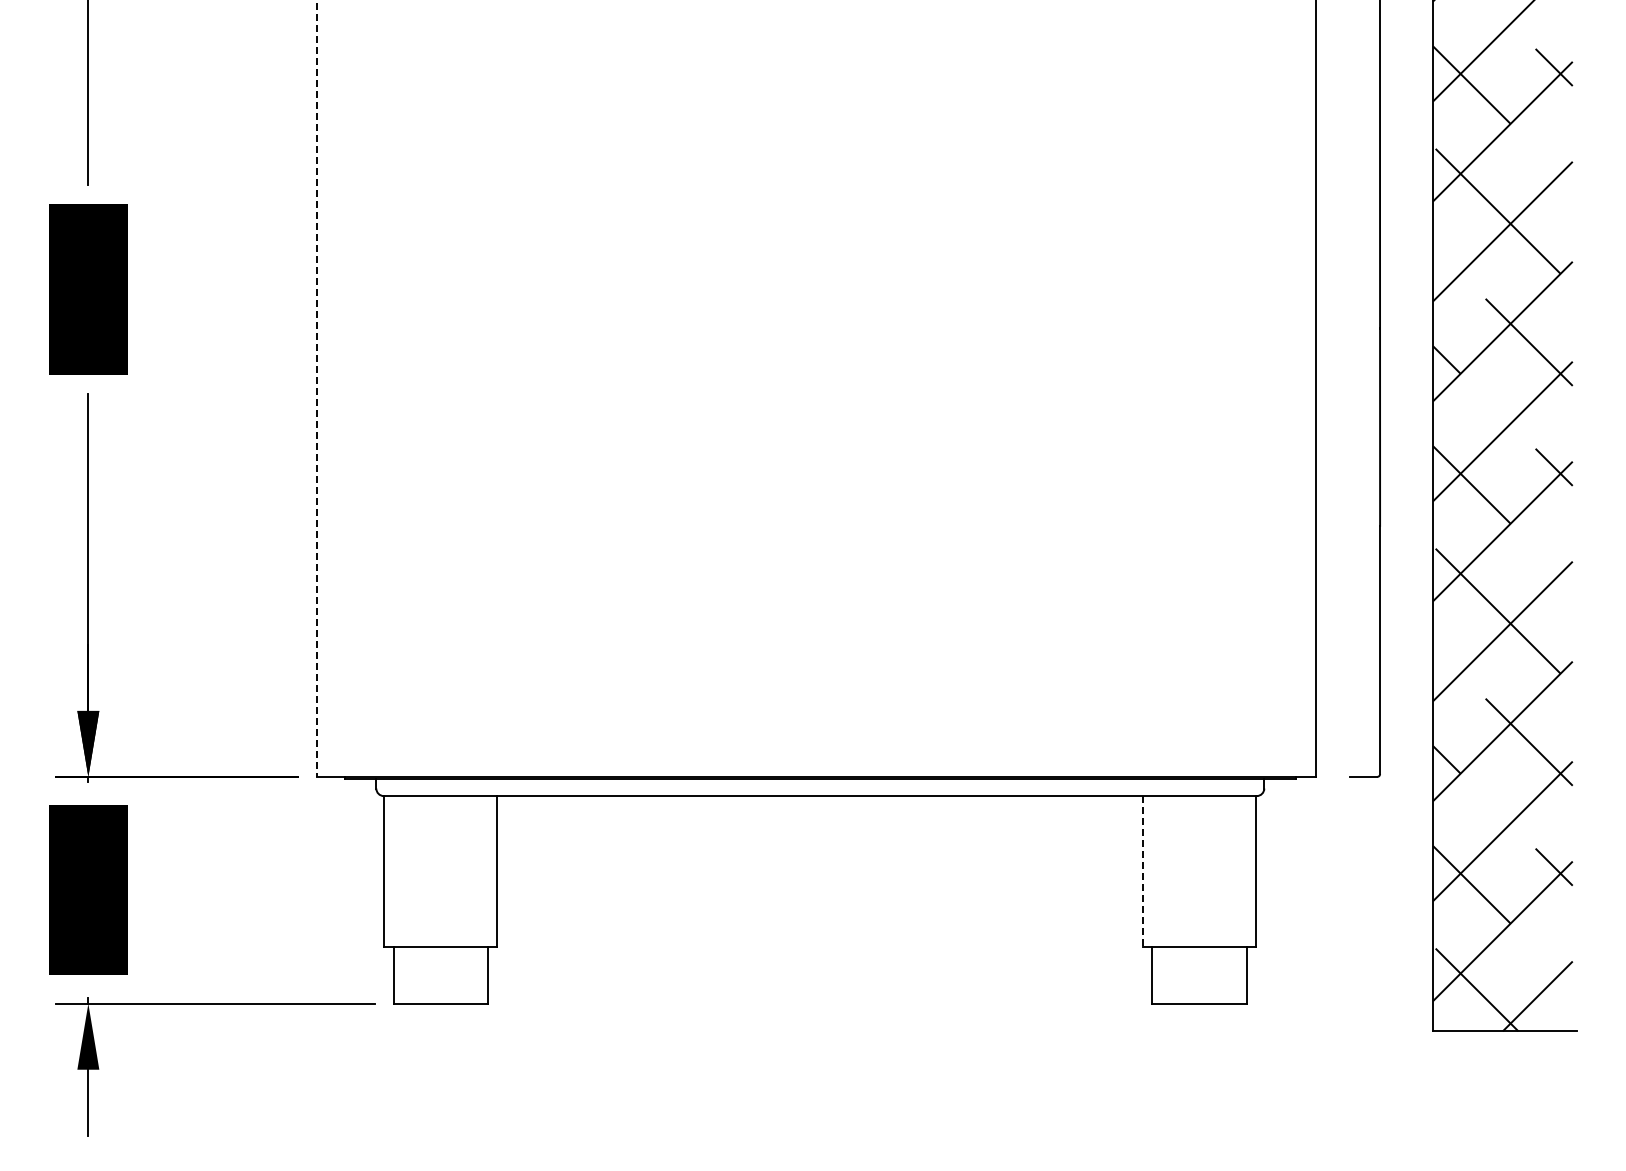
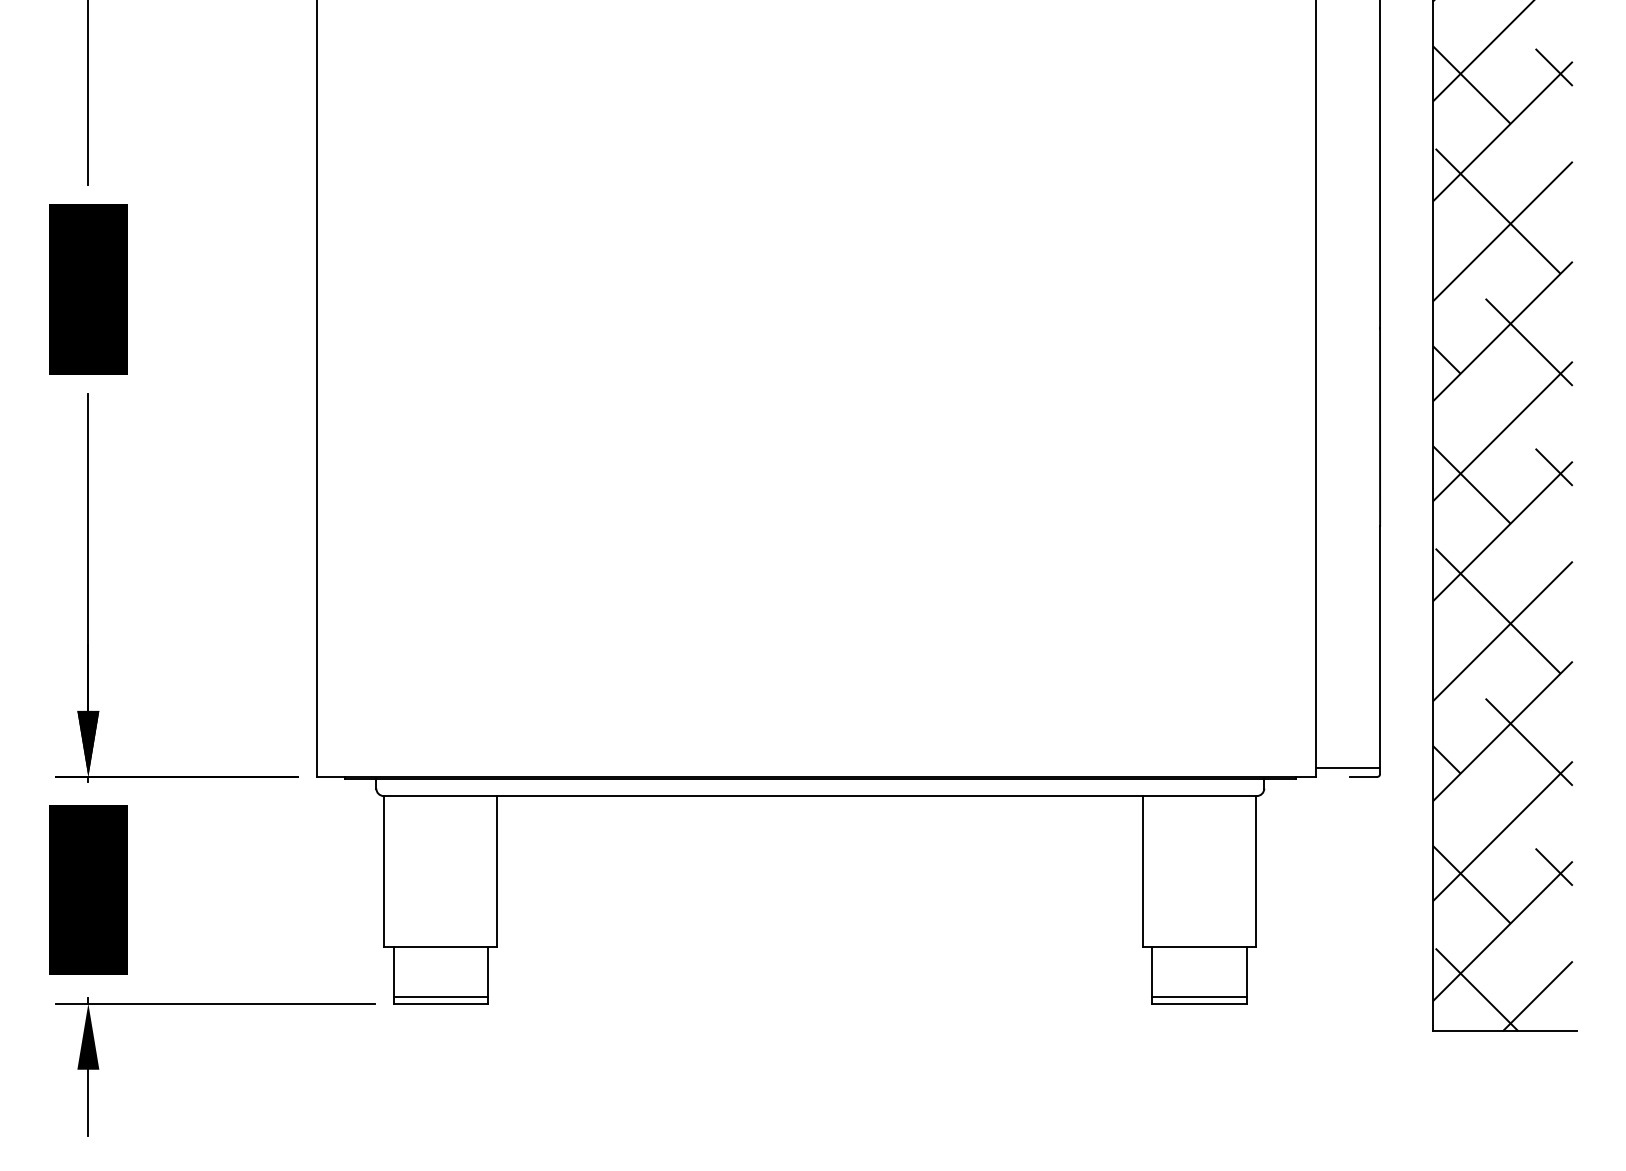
line: dashed -> solid (317, 389)
line: none -> present (1348, 768)
line: dashed -> solid (1143, 871)
line: none -> present (440, 996)
line: none -> present (1199, 996)
